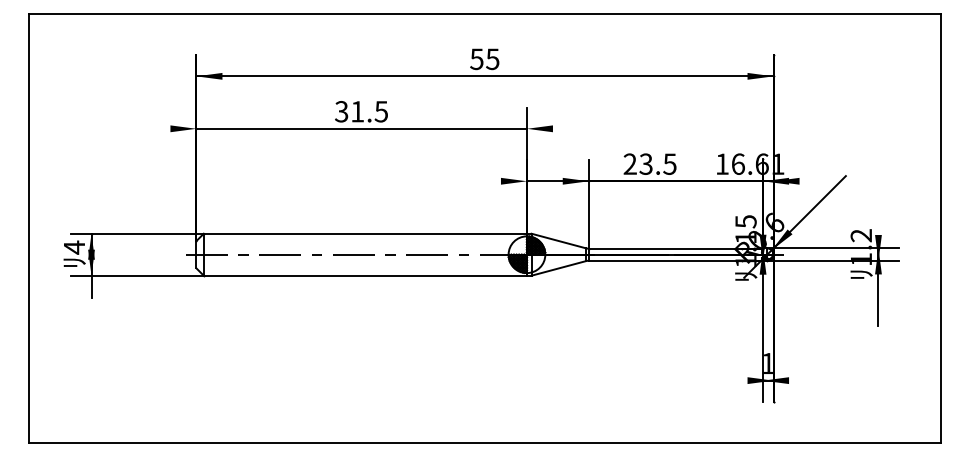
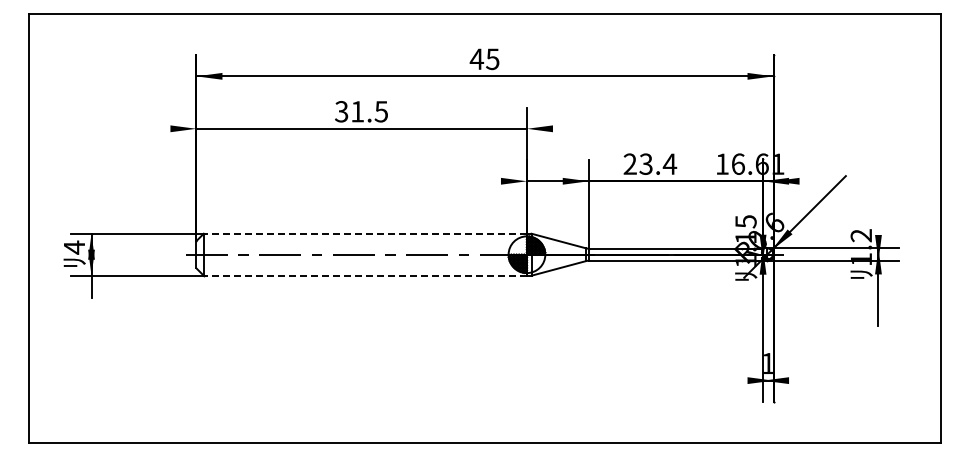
text: 55 -> 45 (476, 59)
text: 23.5 -> 23.4 (669, 163)
line: solid -> dashed (365, 233)
line: solid -> dashed (365, 275)
